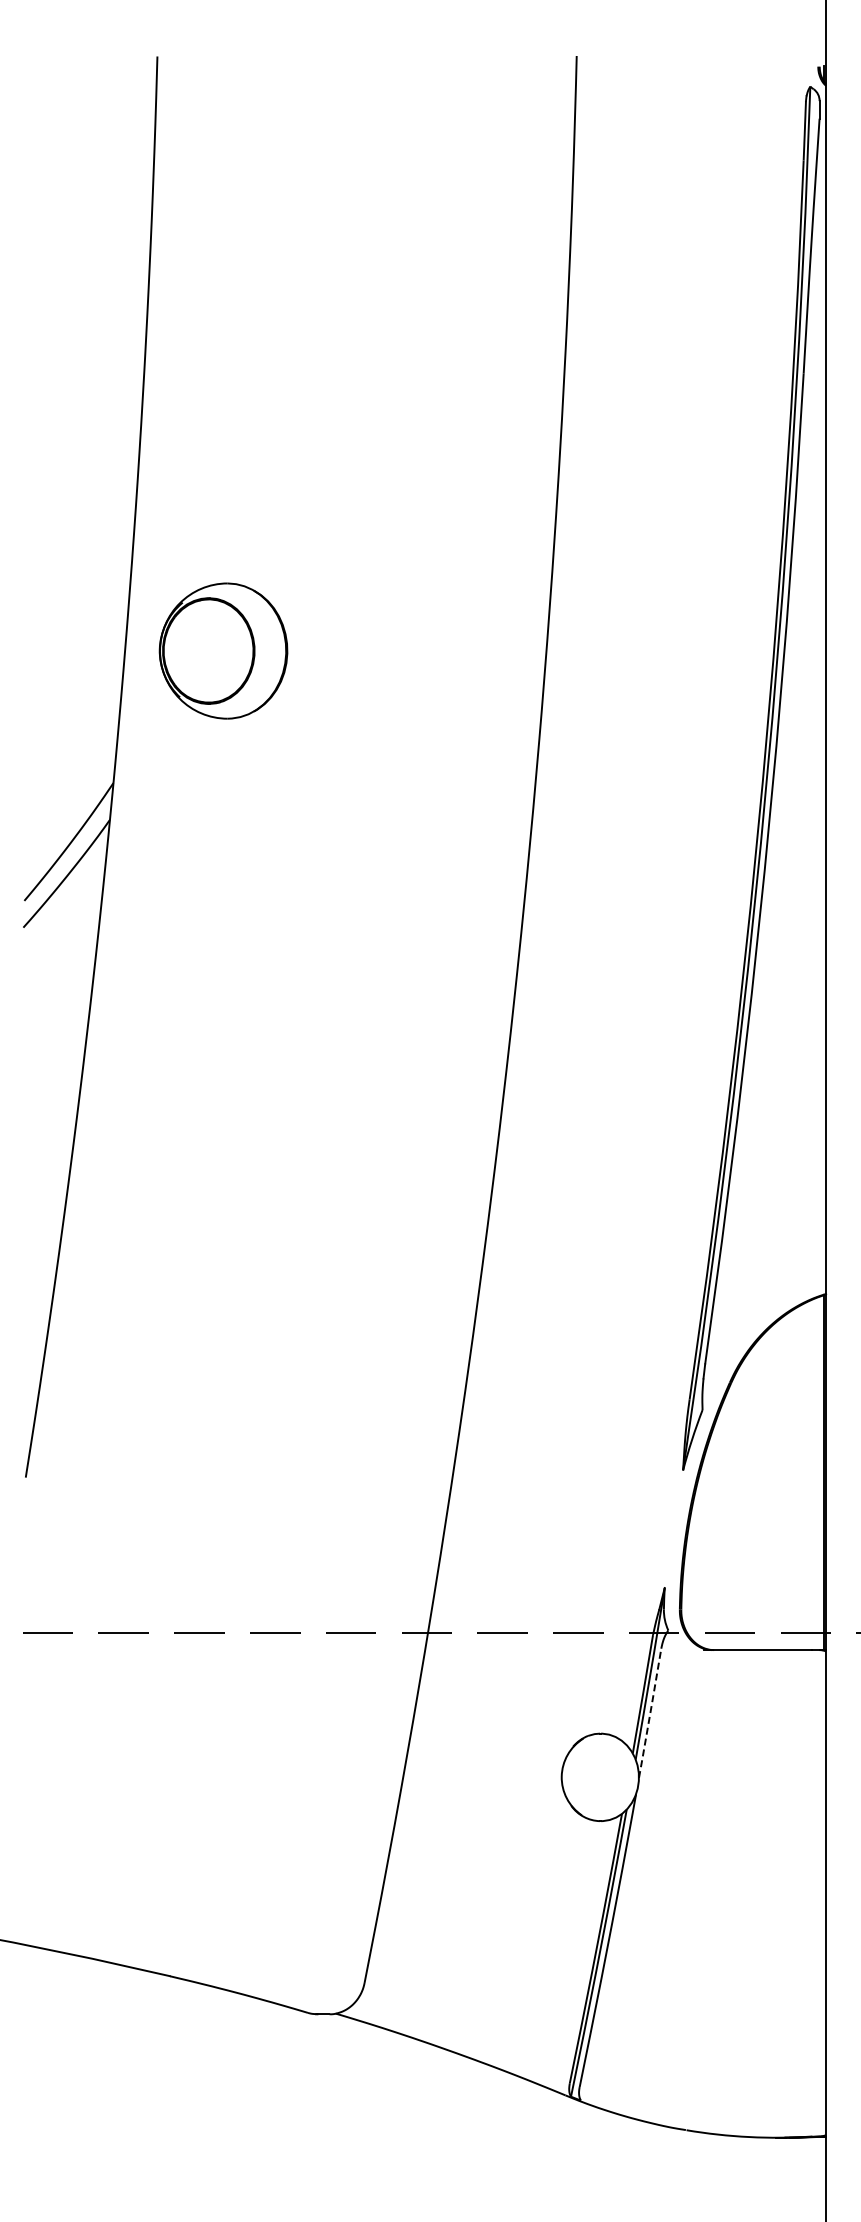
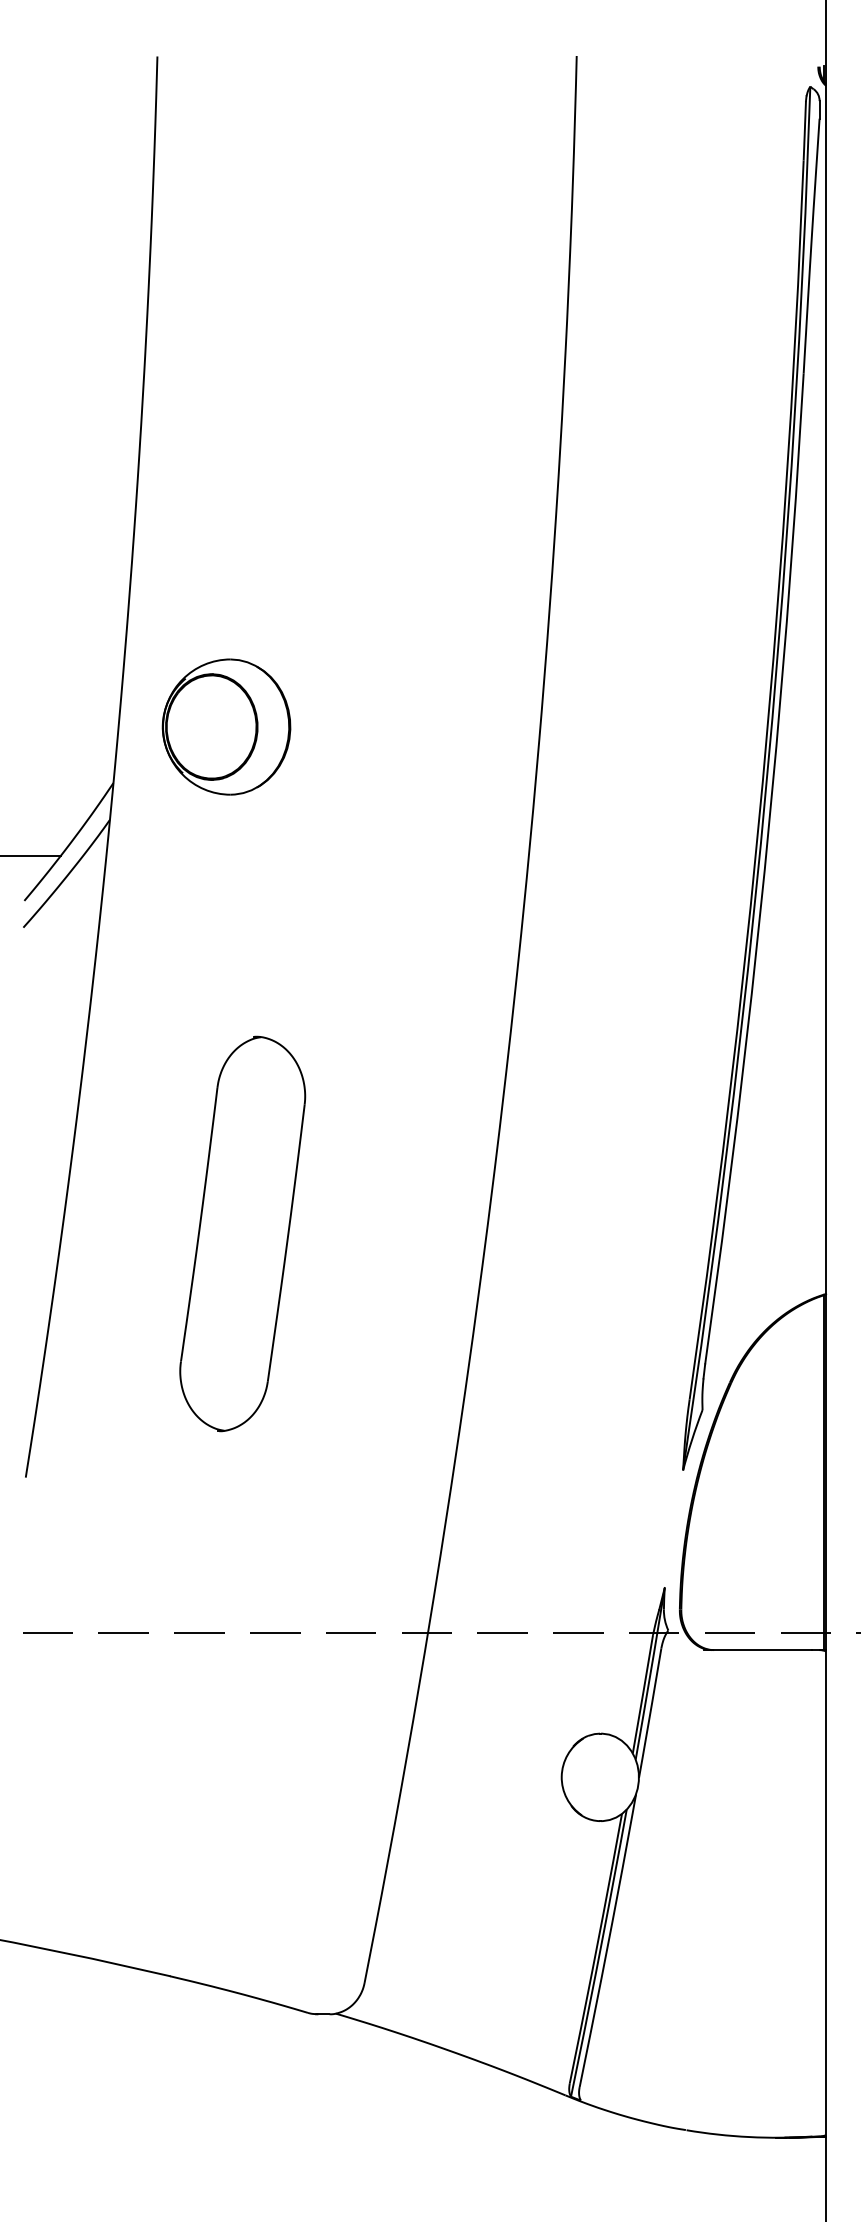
part position: (223, 650) -> (226, 726) (226, 726)
line: none -> present (31, 855)
part: none -> present (242, 1233)
line: dashed -> solid (650, 1713)
